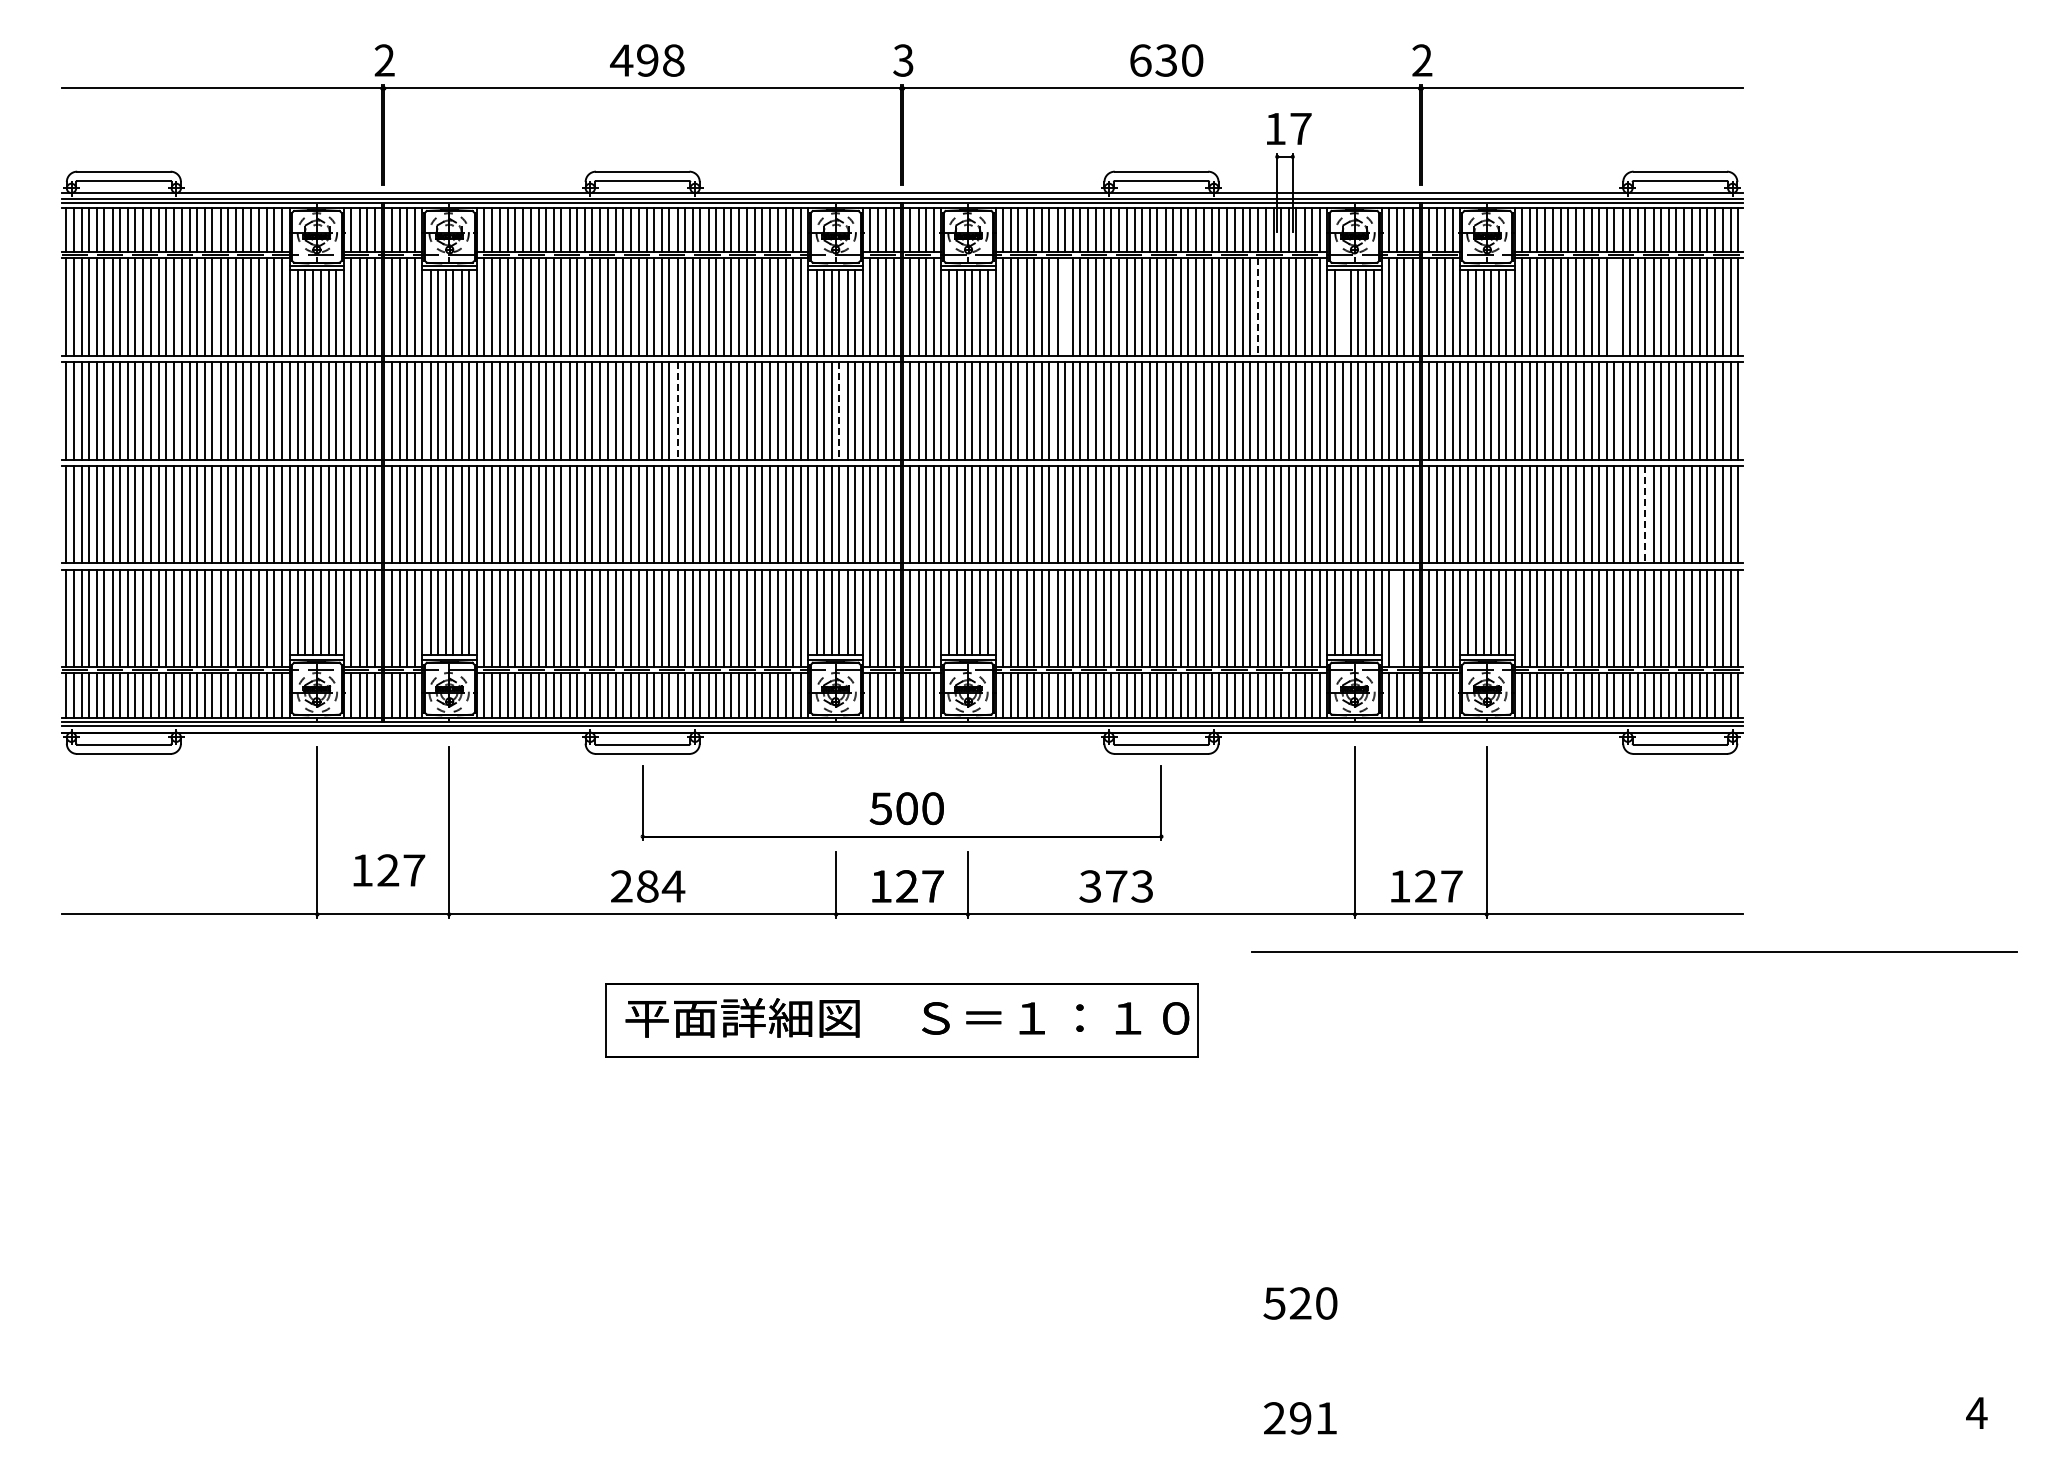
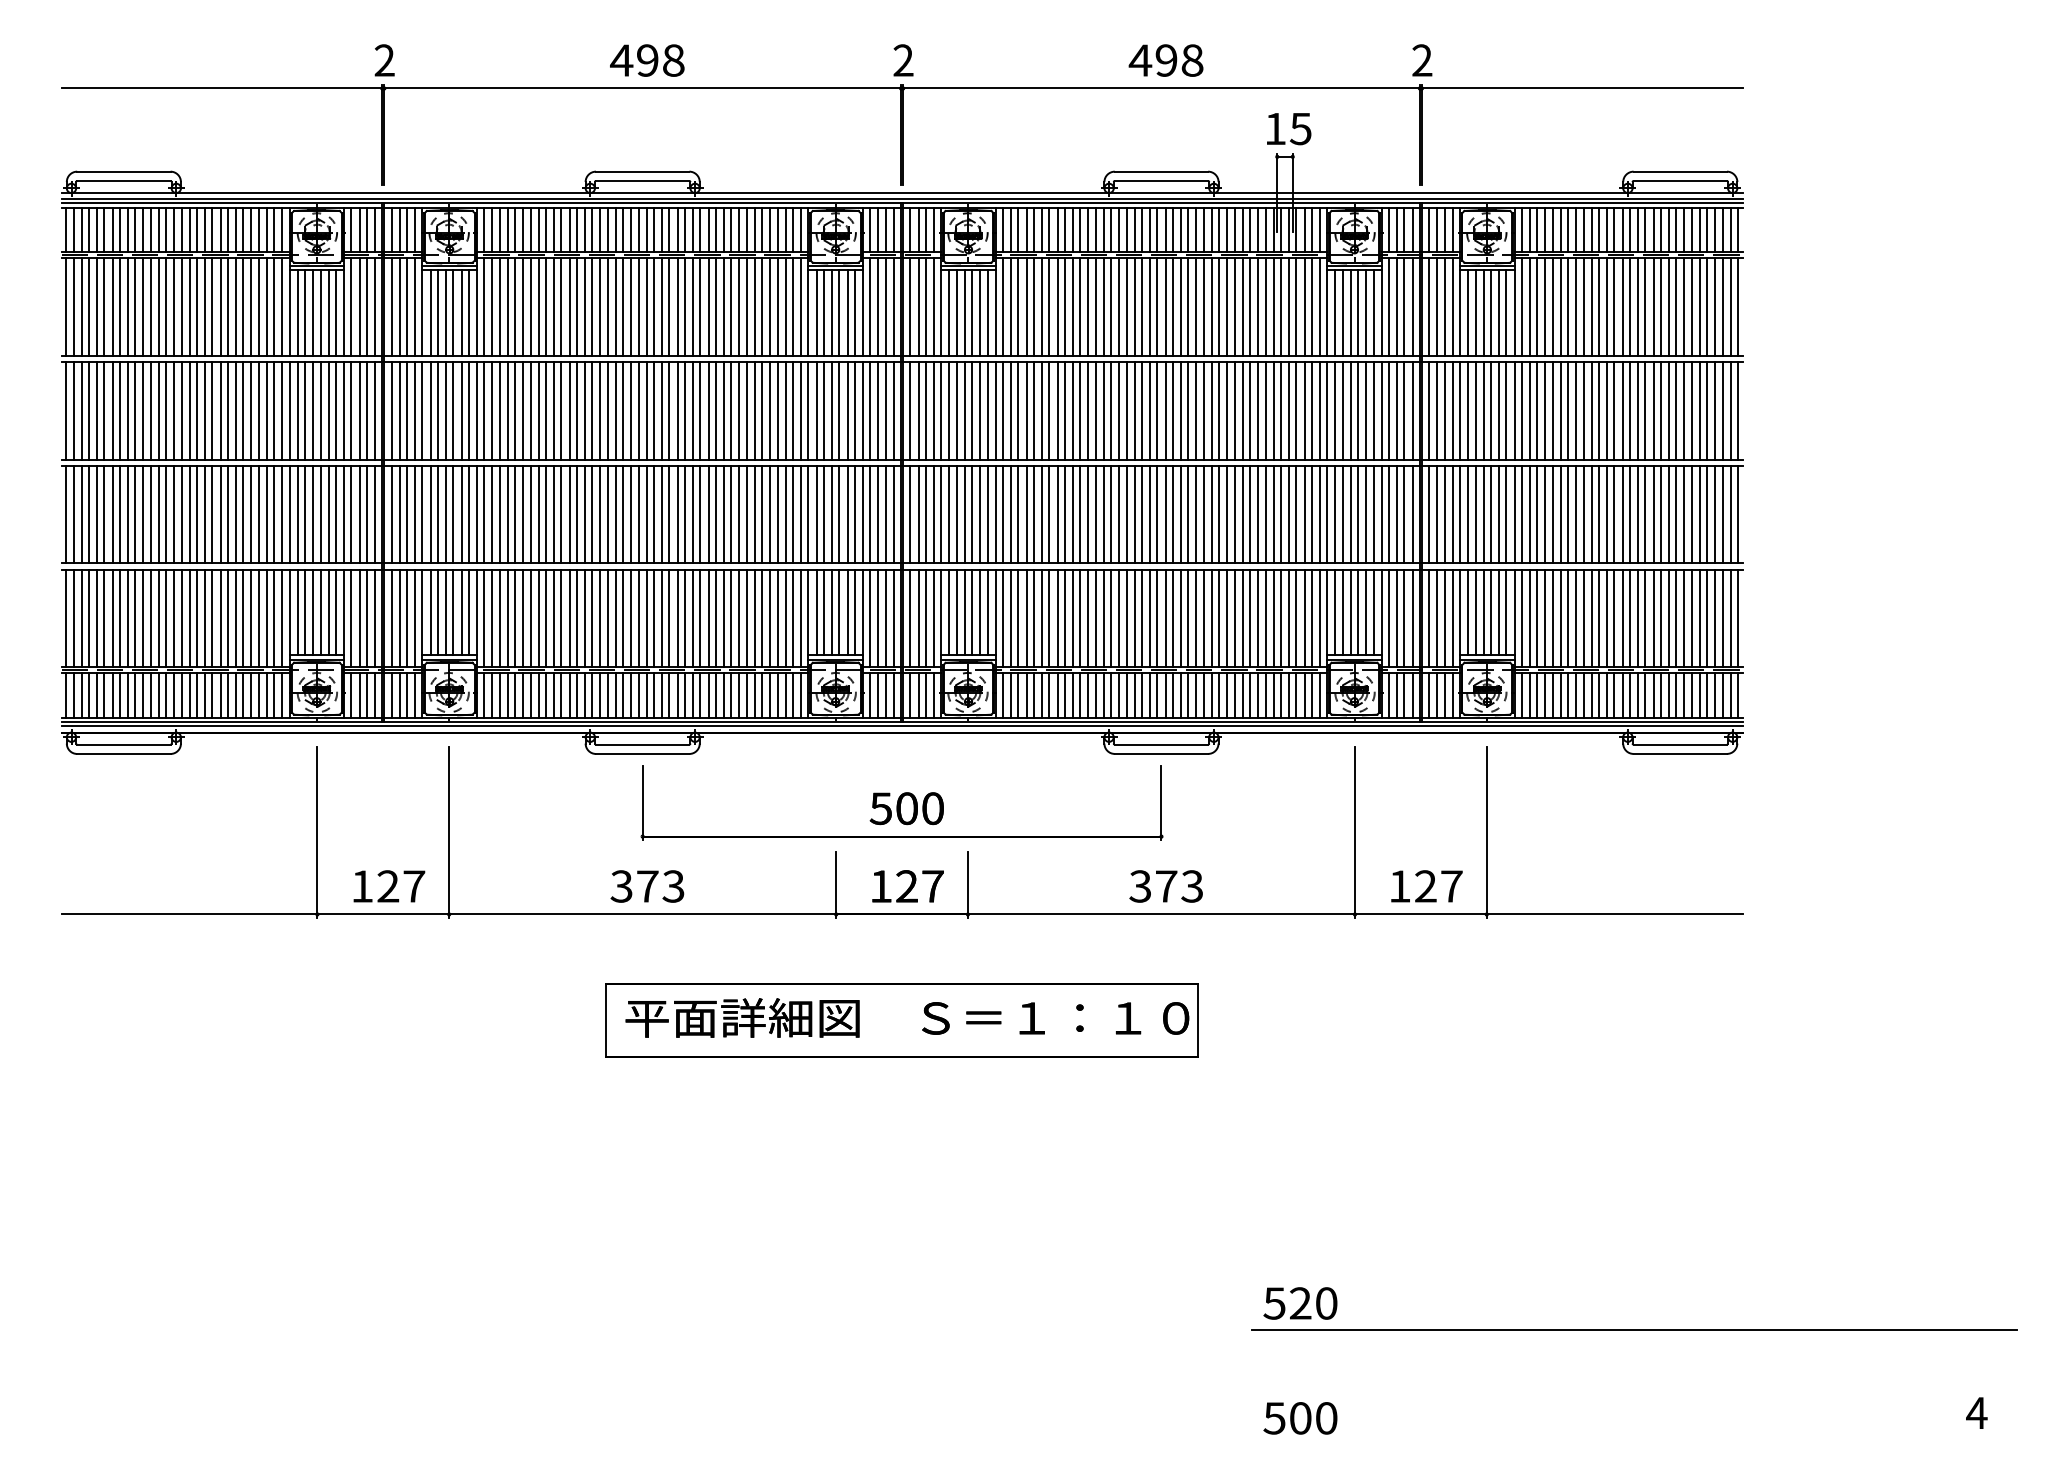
text: 3 -> 2 (903, 60)
text: 630 -> 498 (1165, 60)
text: 17 -> 15 (1300, 129)
line: none -> present (1064, 306)
line: none -> present (1614, 306)
line: dashed -> solid (1258, 307)
line: none -> present (1342, 312)
line: dashed -> solid (677, 410)
line: dashed -> solid (839, 410)
line: dashed -> solid (1645, 514)
line: none -> present (1397, 618)
text position: (389, 870) -> (389, 886) (389, 886)
text: 284 -> 373 (647, 886)
text position: (1115, 886) -> (1165, 886) (1165, 886)
line position: (1634, 951) -> (1634, 1329) (1634, 1329)
text: 291 -> 500 (1300, 1418)
